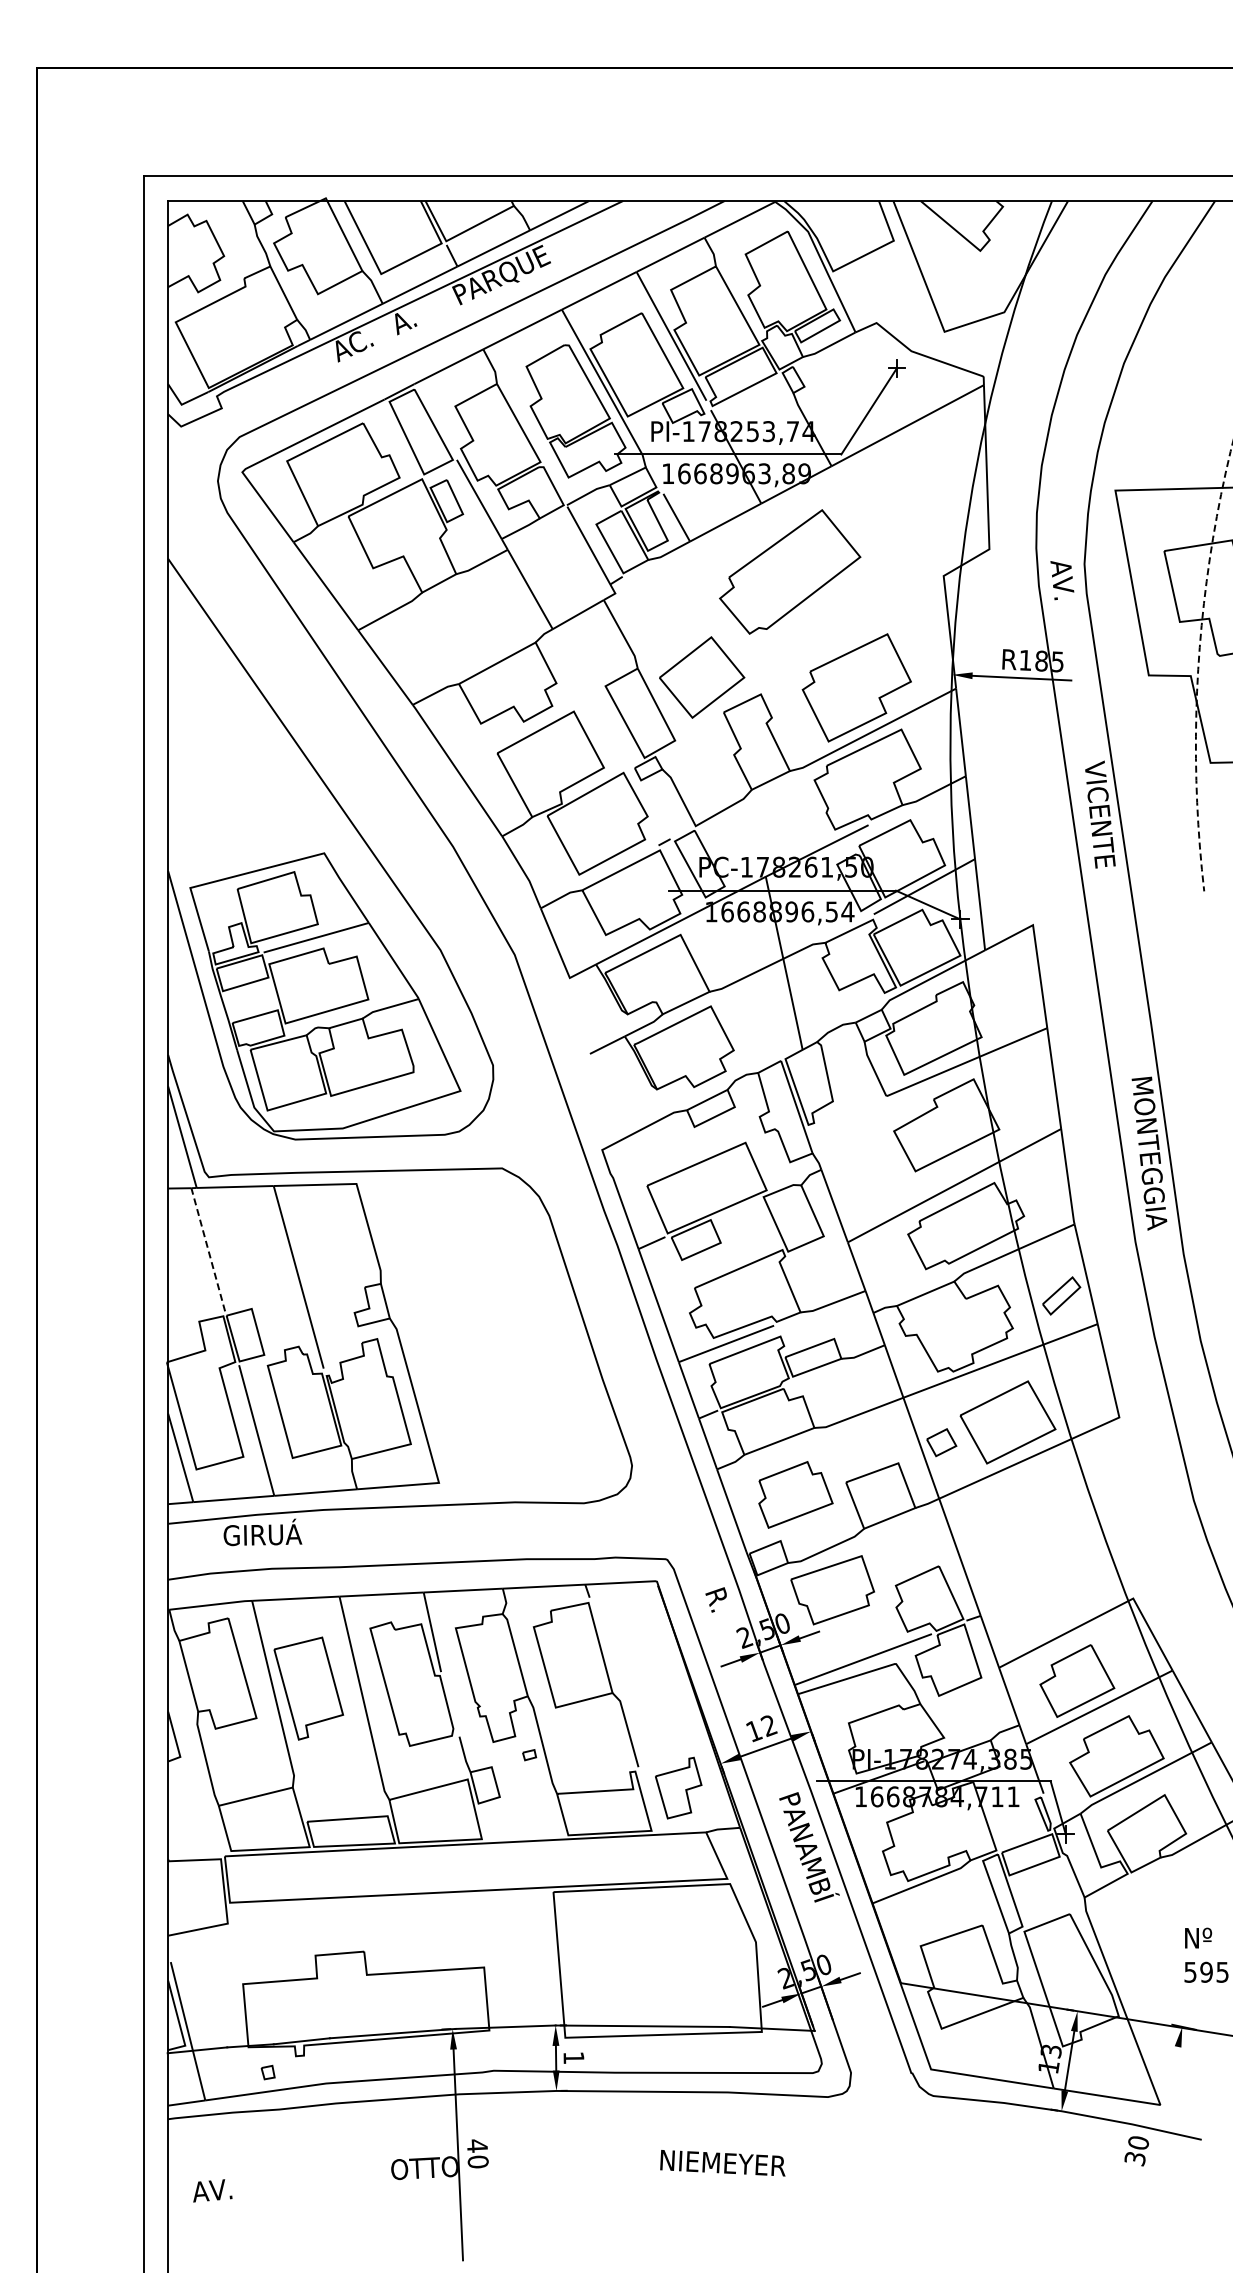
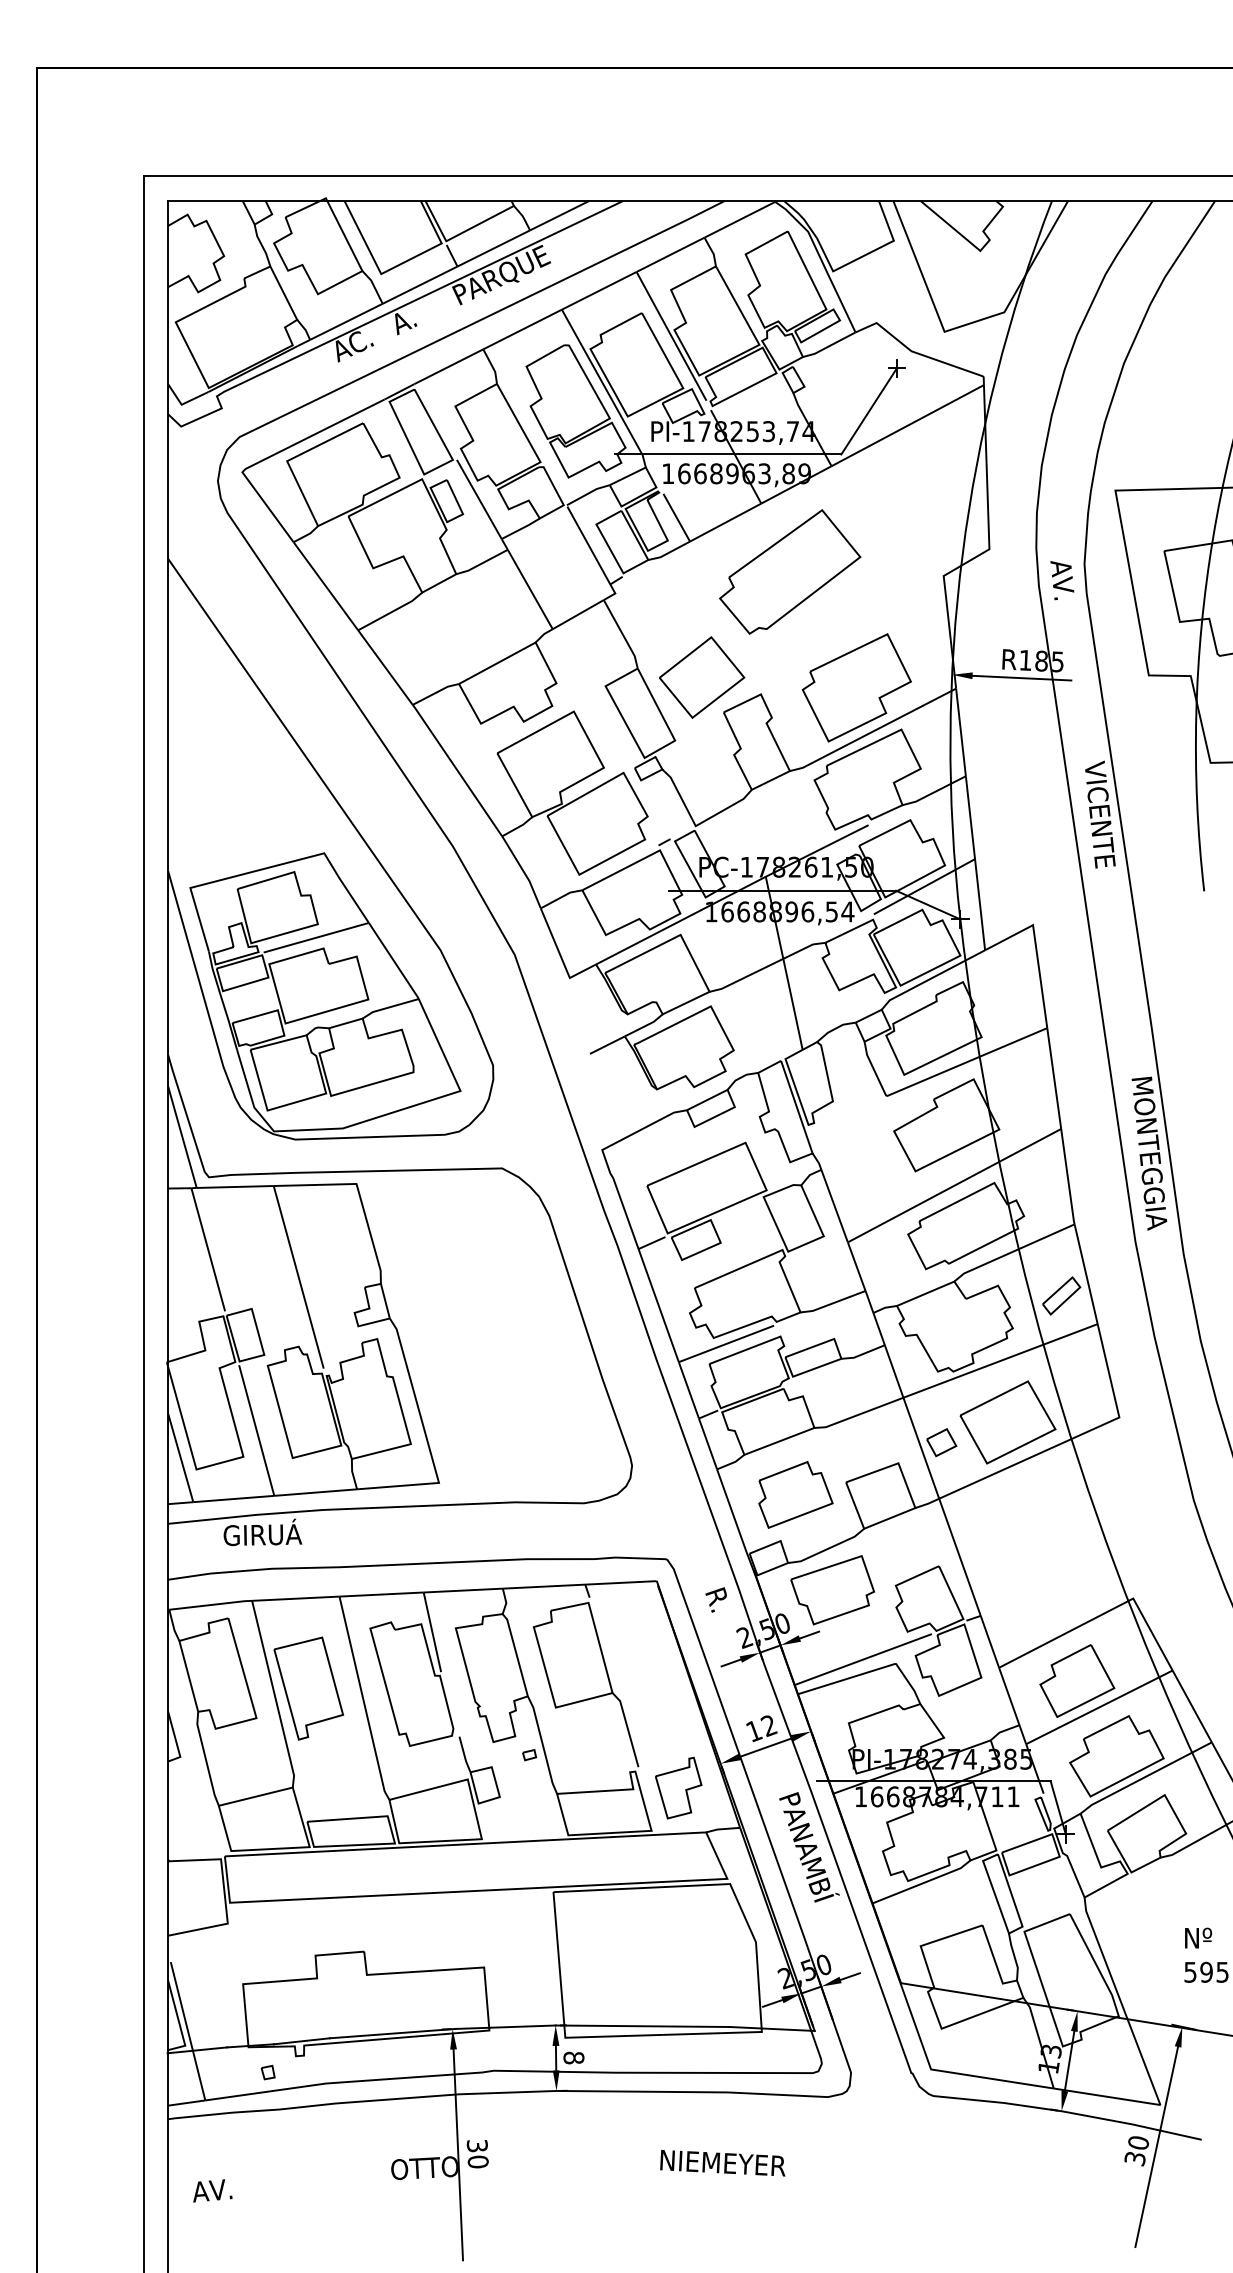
arc: dashed -> solid (1198, 665)
line: dashed -> solid (208, 1249)
text: 1 -> 8 (573, 2057)
text: 40 -> 30 (476, 2145)
line: none -> present (1156, 2146)
